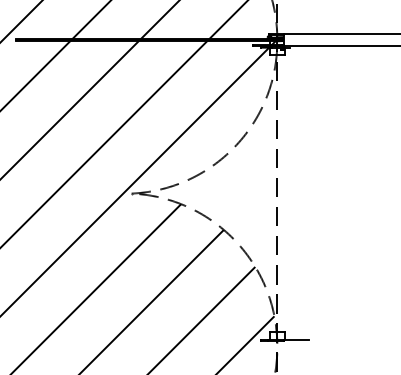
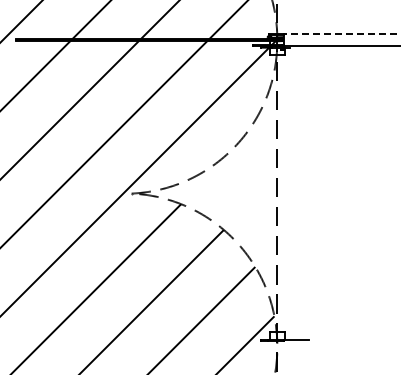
line: solid -> dashed (341, 34)
